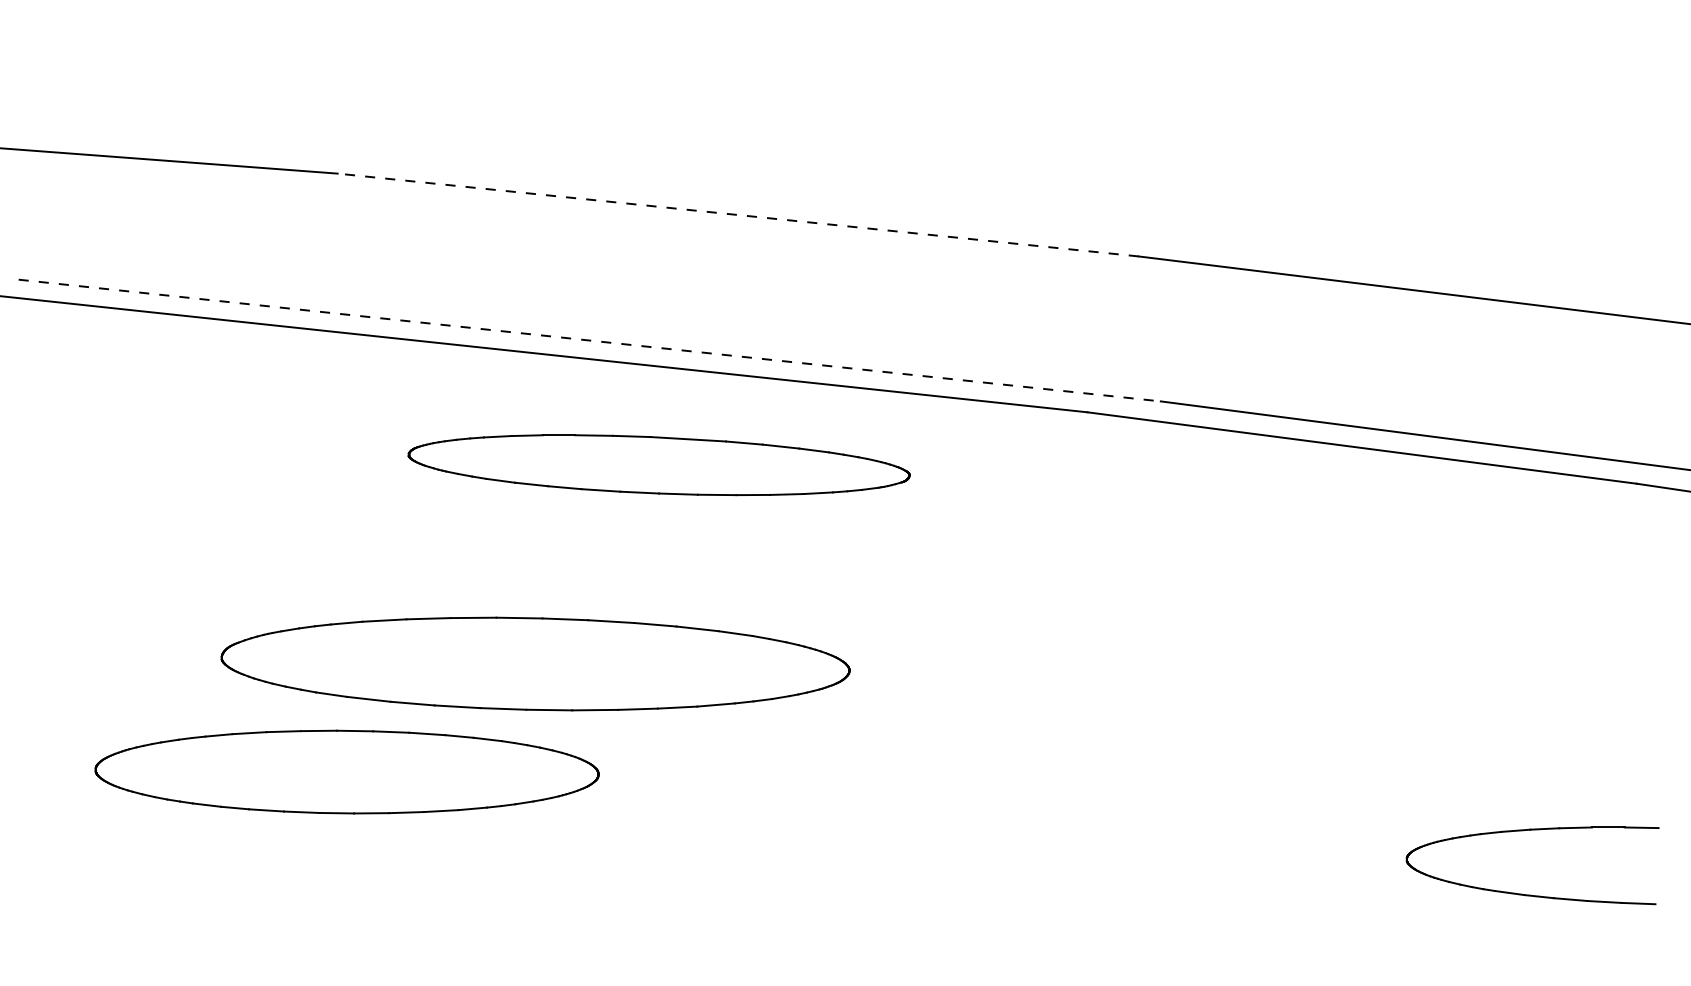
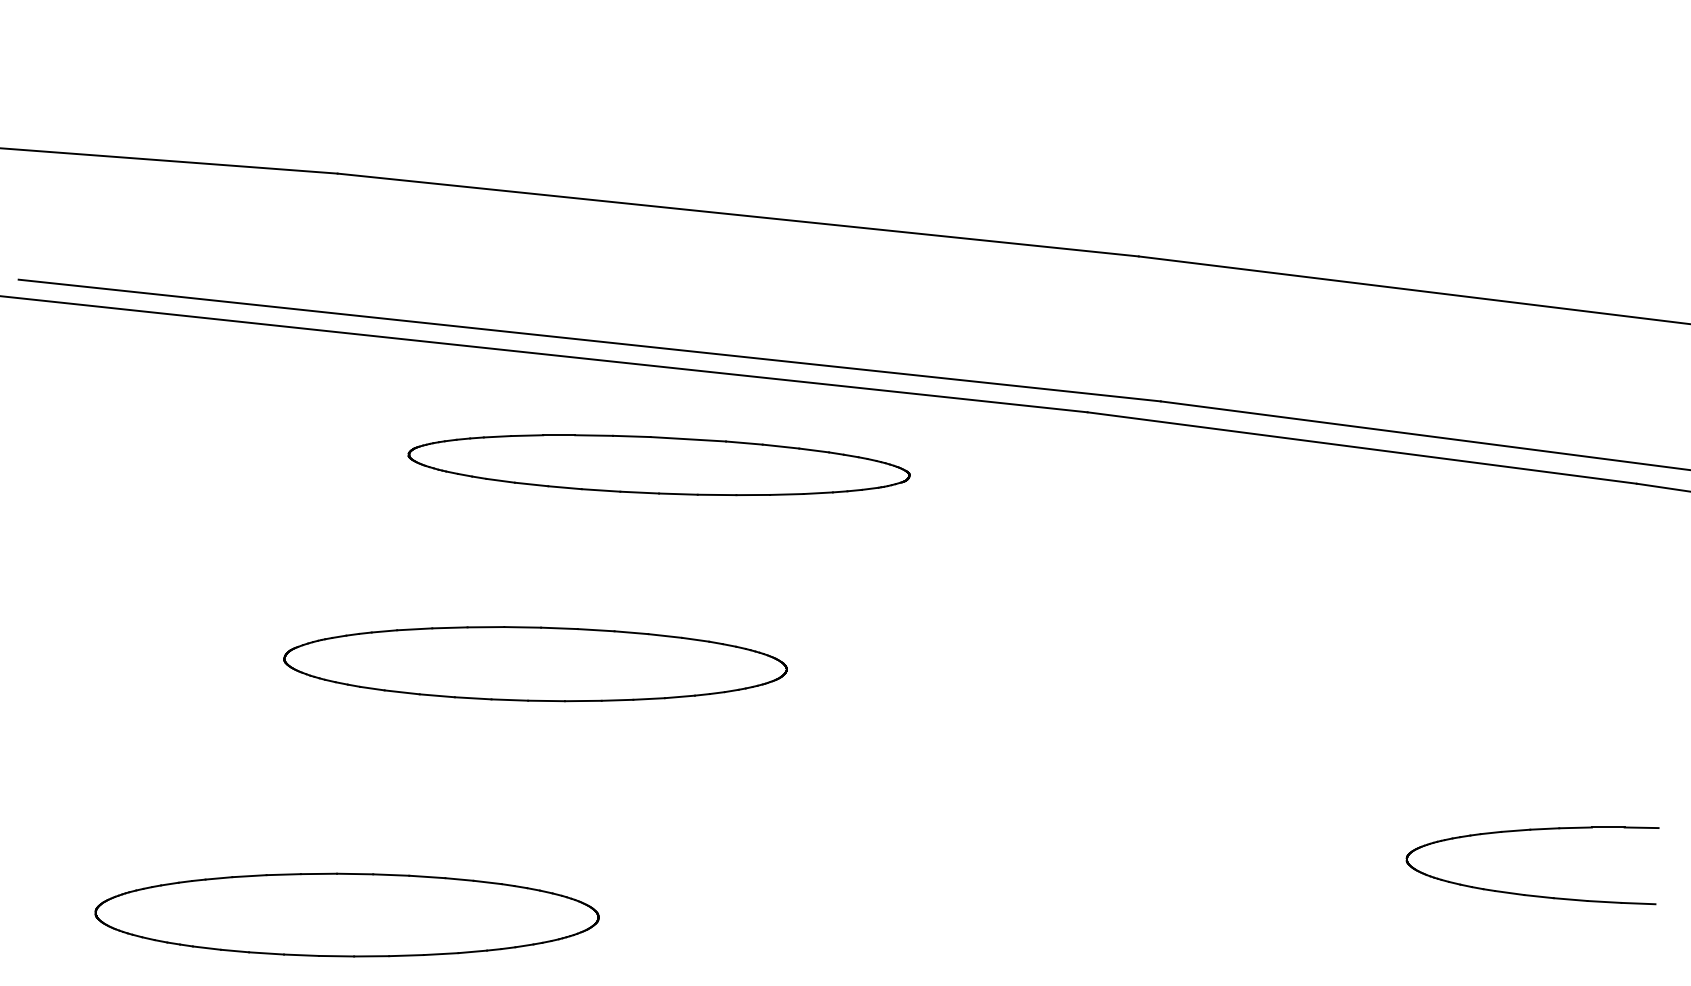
line: dashed -> solid (738, 215)
line: dashed -> solid (590, 340)
part size: 631x96 px -> 505x77 px (535, 664)
part position: (346, 771) -> (346, 914) (346, 914)
